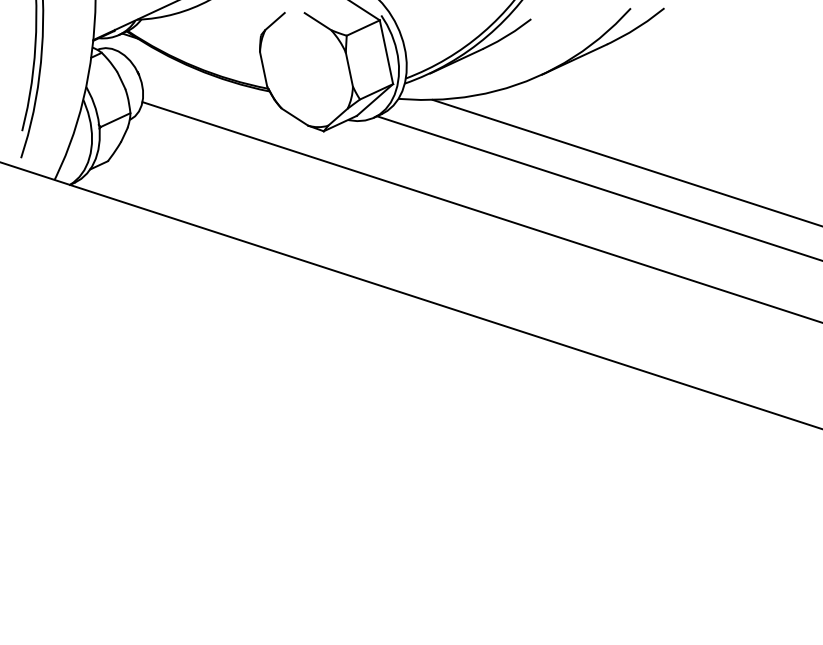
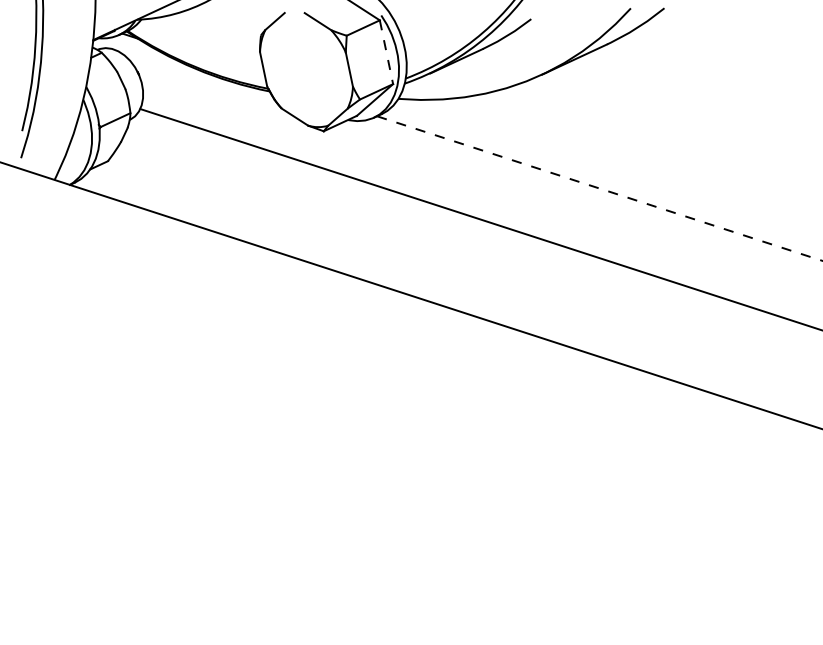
line: solid -> dashed (386, 52)
line: present -> none (625, 162)
line: solid -> dashed (599, 188)
line position: (480, 211) -> (479, 219) (479, 219)
